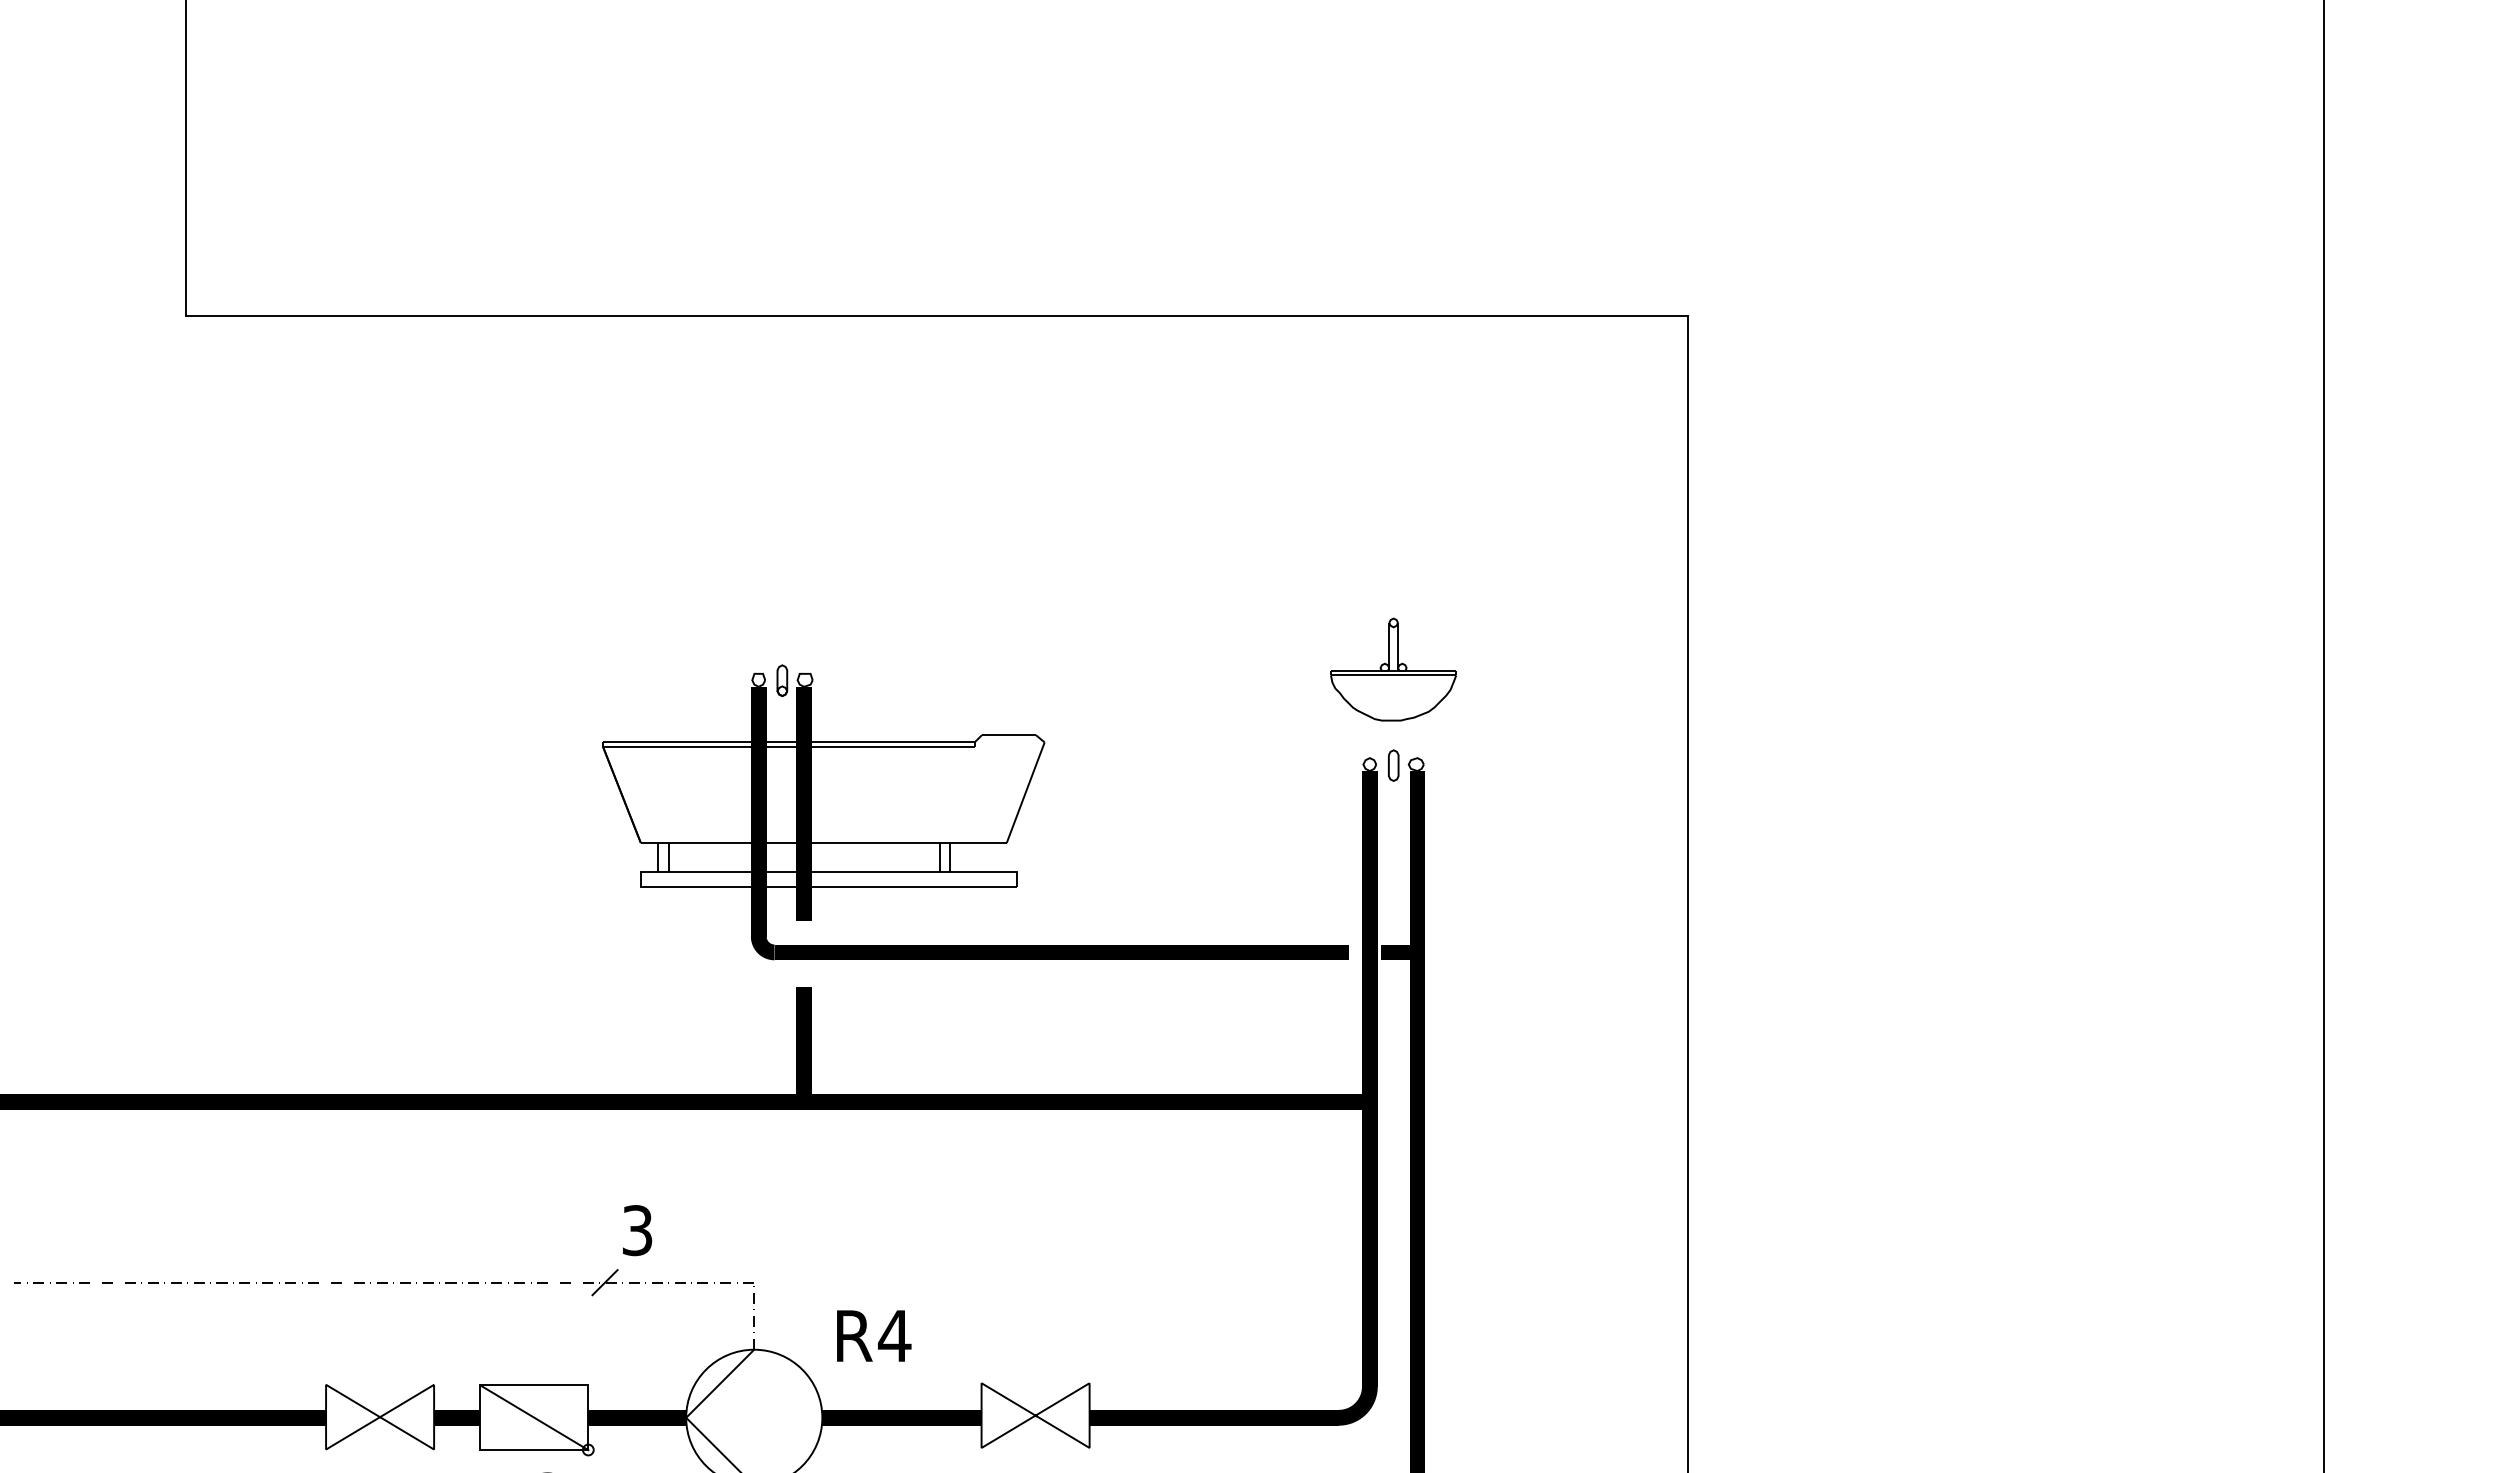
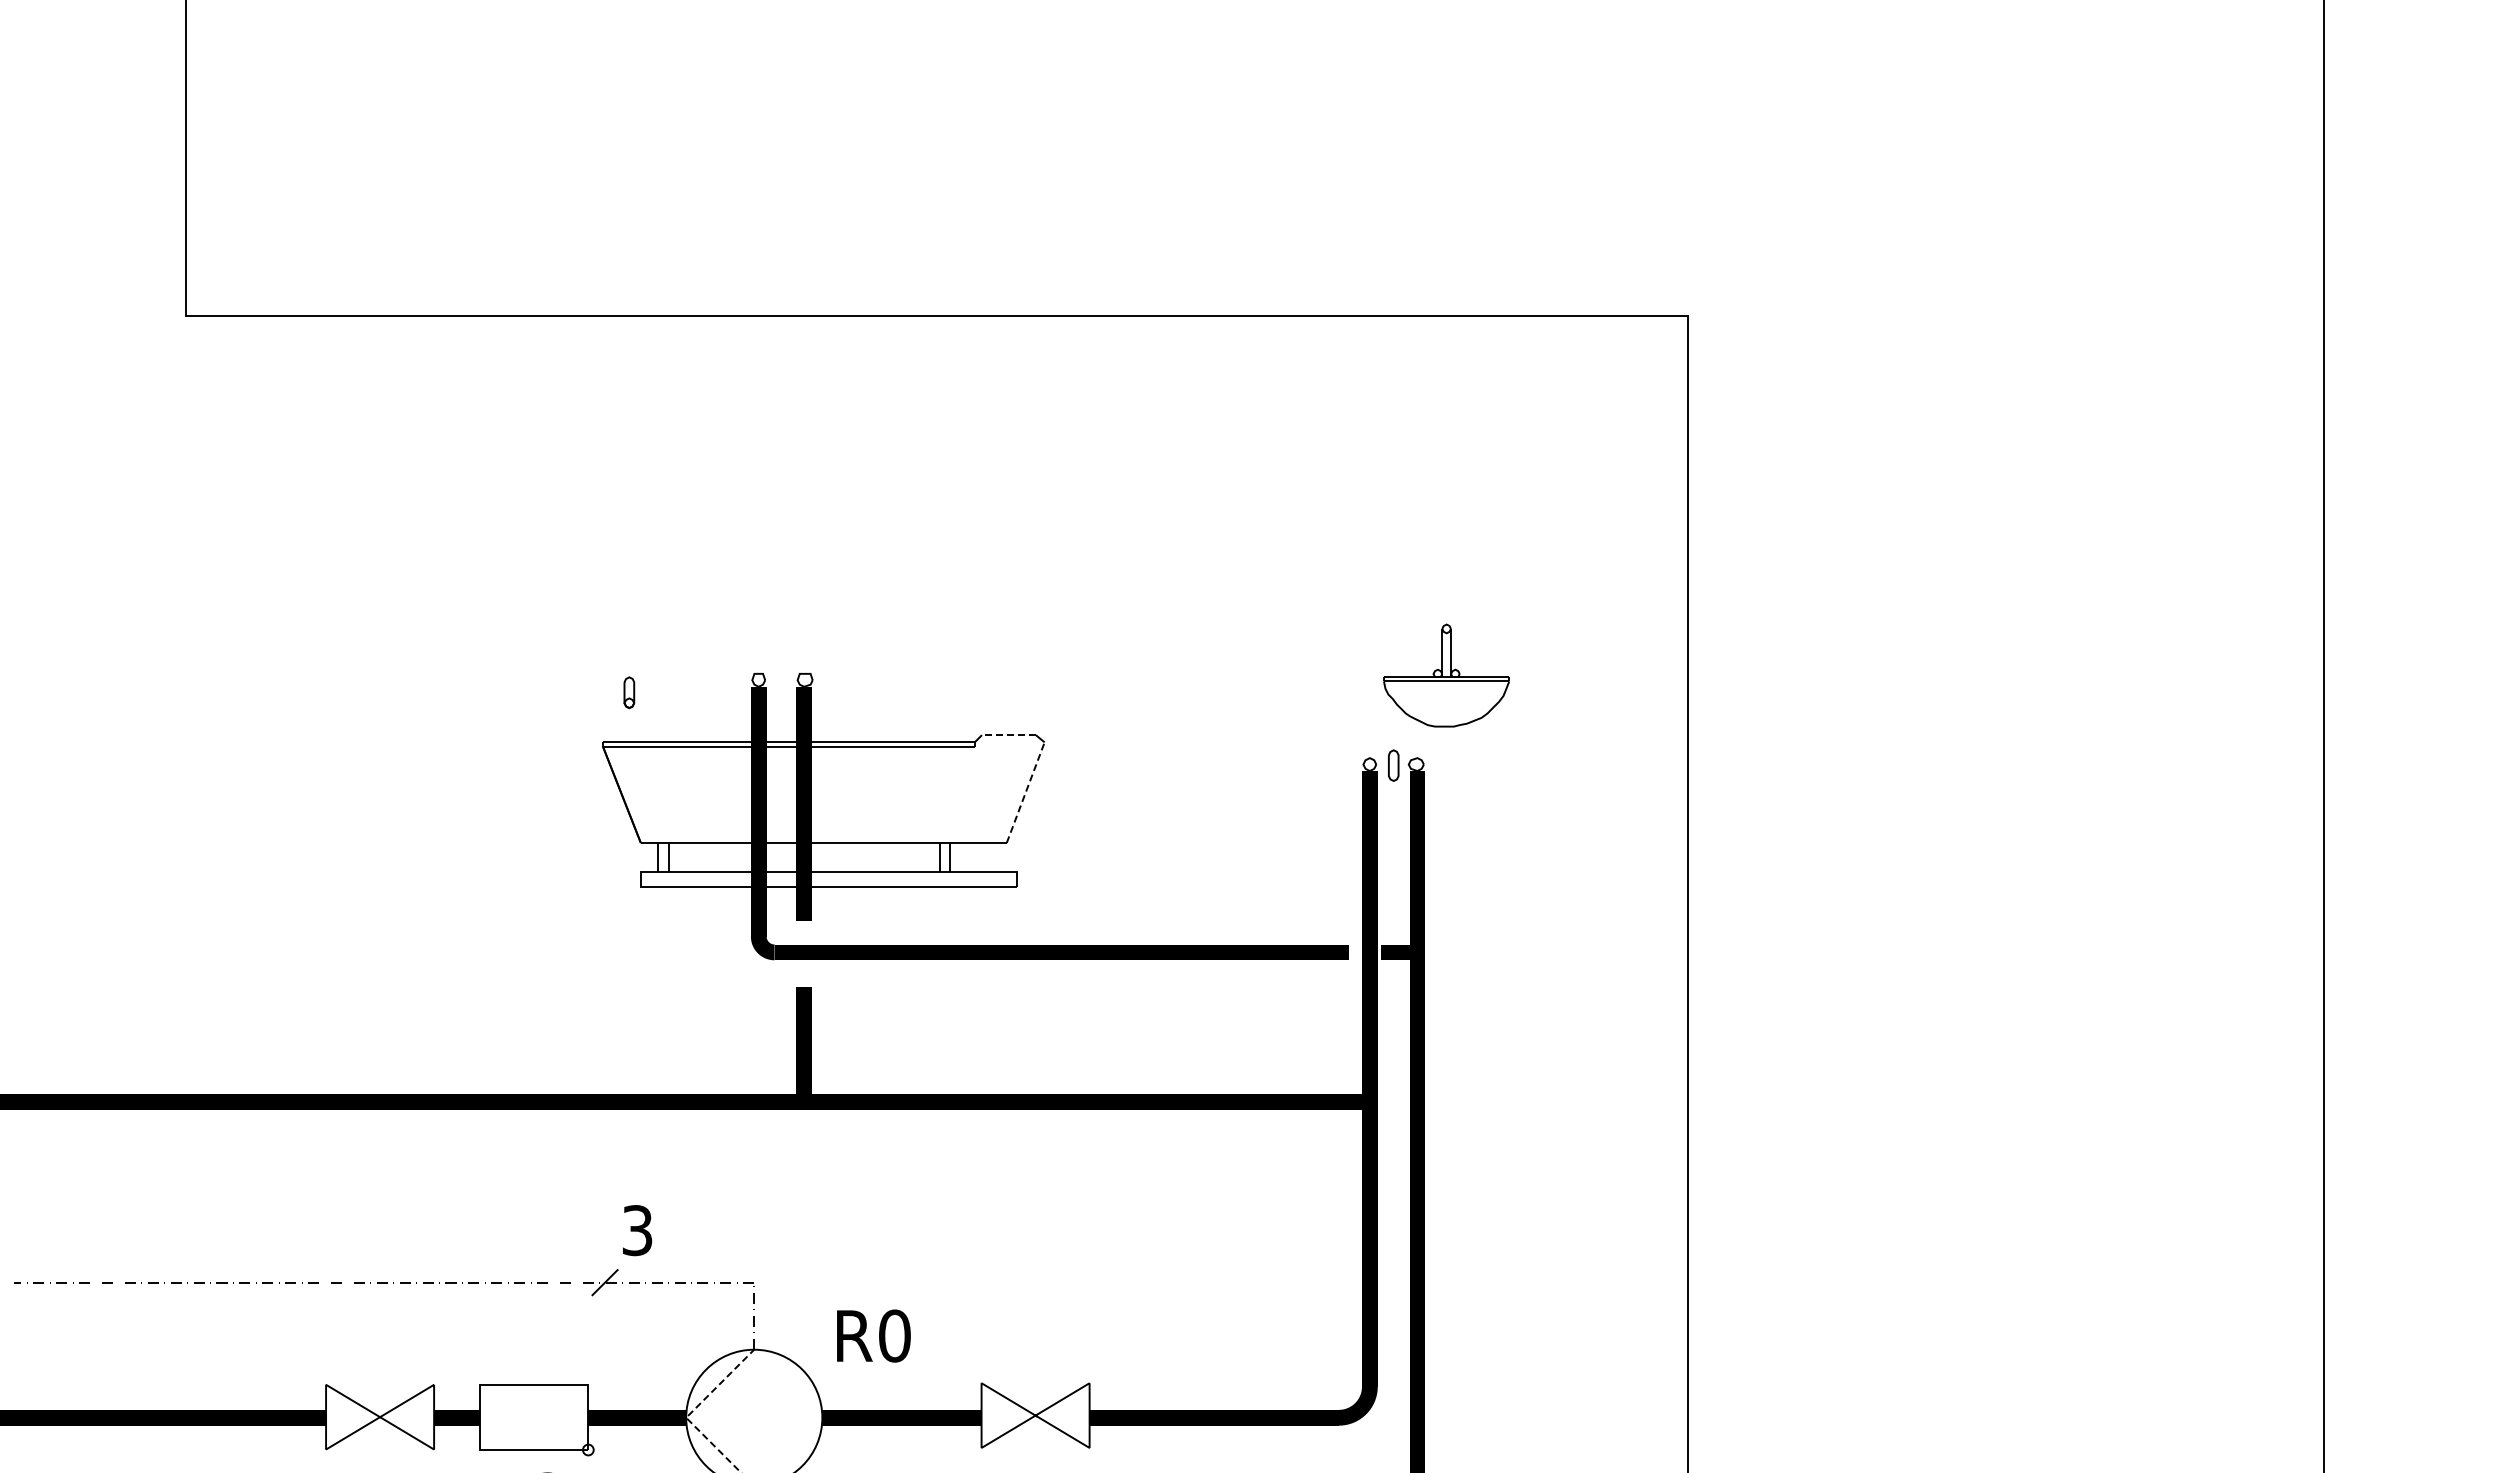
part position: (1393, 669) -> (1446, 675) (1446, 675)
part position: (782, 680) -> (629, 692) (629, 692)
line: solid -> dashed (1008, 735)
line: solid -> dashed (1025, 792)
text: R4 -> R0 (894, 1335)
line: solid -> dashed (692, 1411)
line: present -> none (534, 1417)
